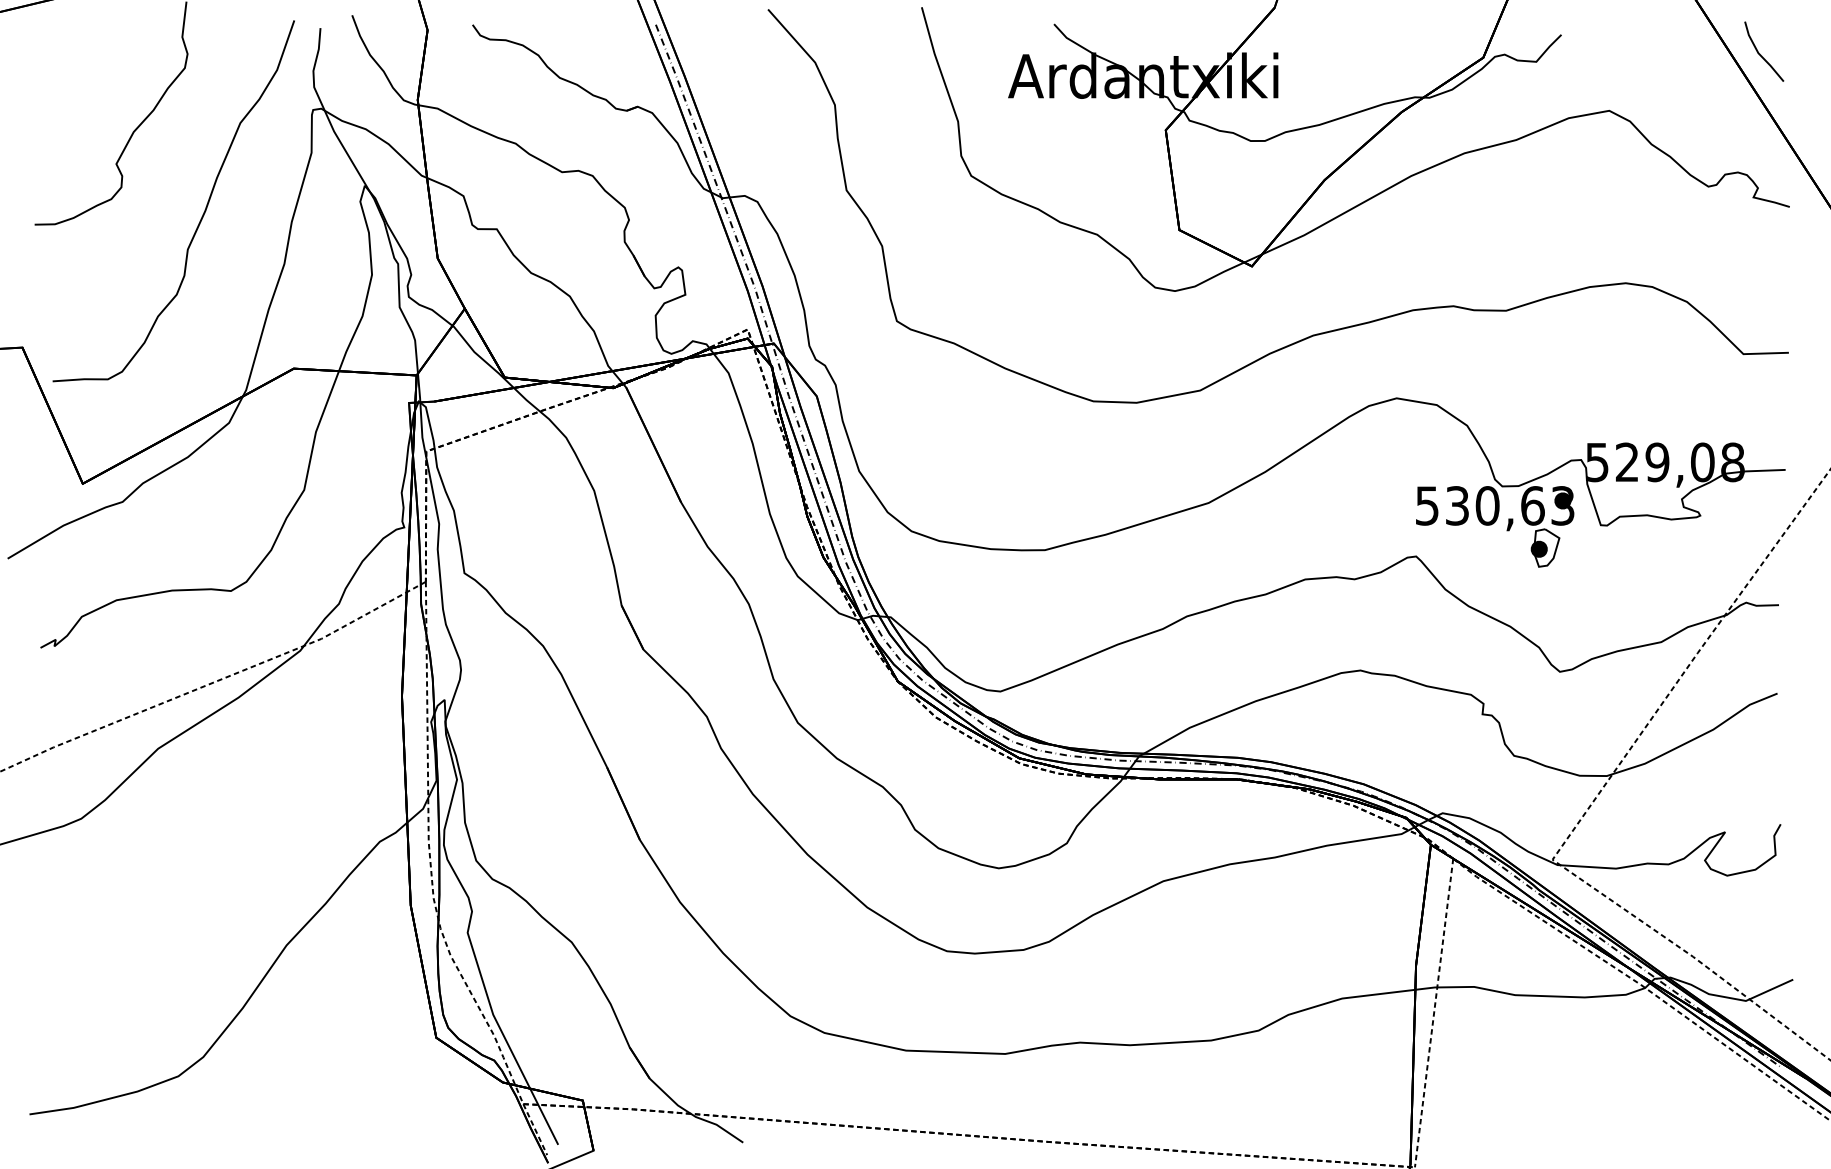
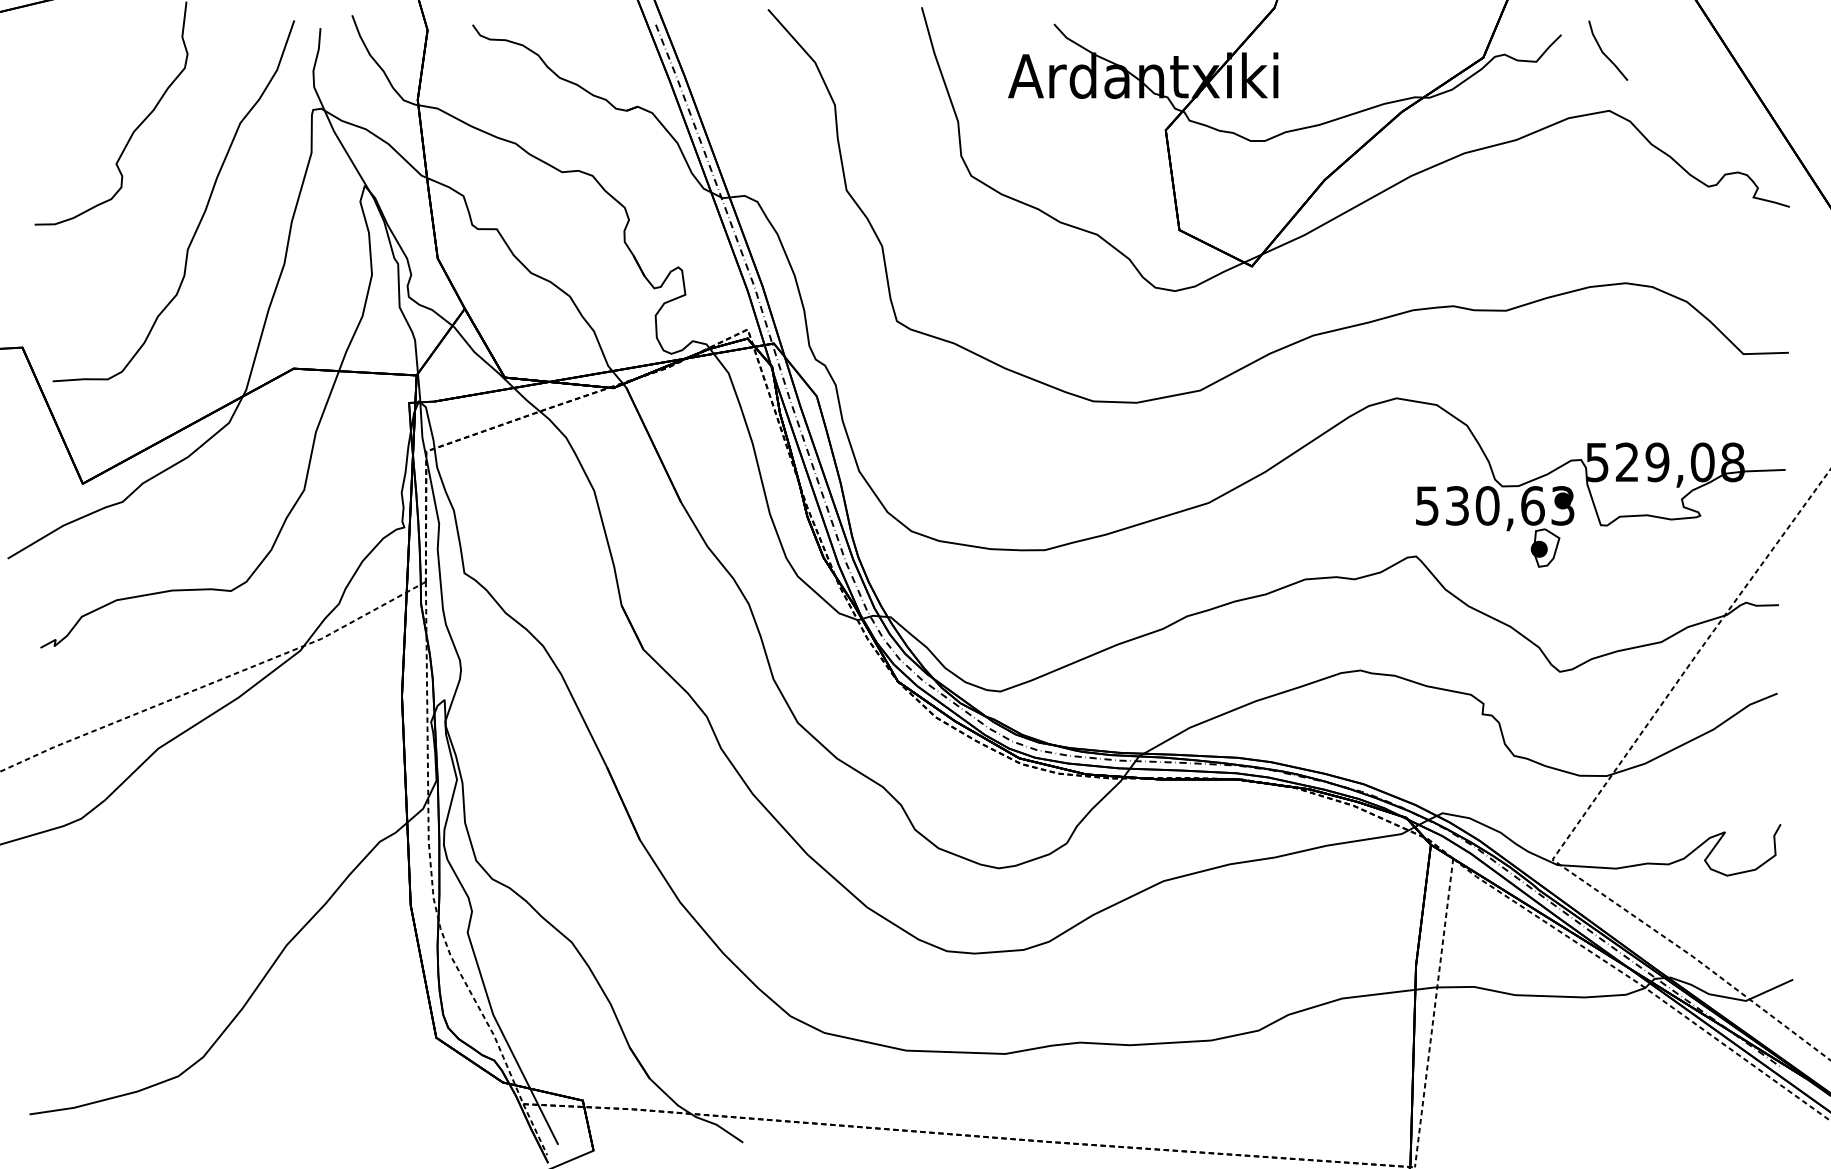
line position: (1761, 54) -> (1605, 53) (1605, 53)
